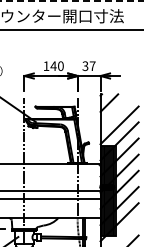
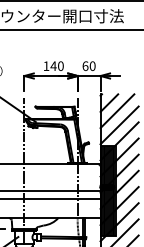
line: dashed -> solid (71, 1)
text: 37 -> 60 (88, 66)
line: none -> present (117, 111)
line: none -> present (126, 231)
